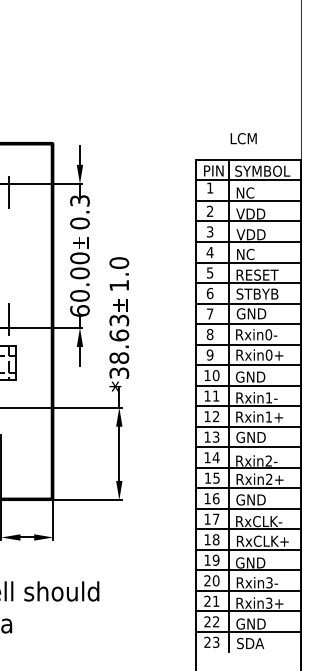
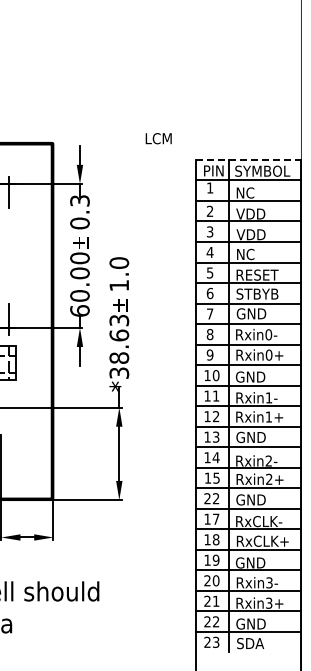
text position: (243, 138) -> (158, 138) (158, 138)
line: solid -> dashed (248, 159)
text: 16 -> 22 (211, 498)
